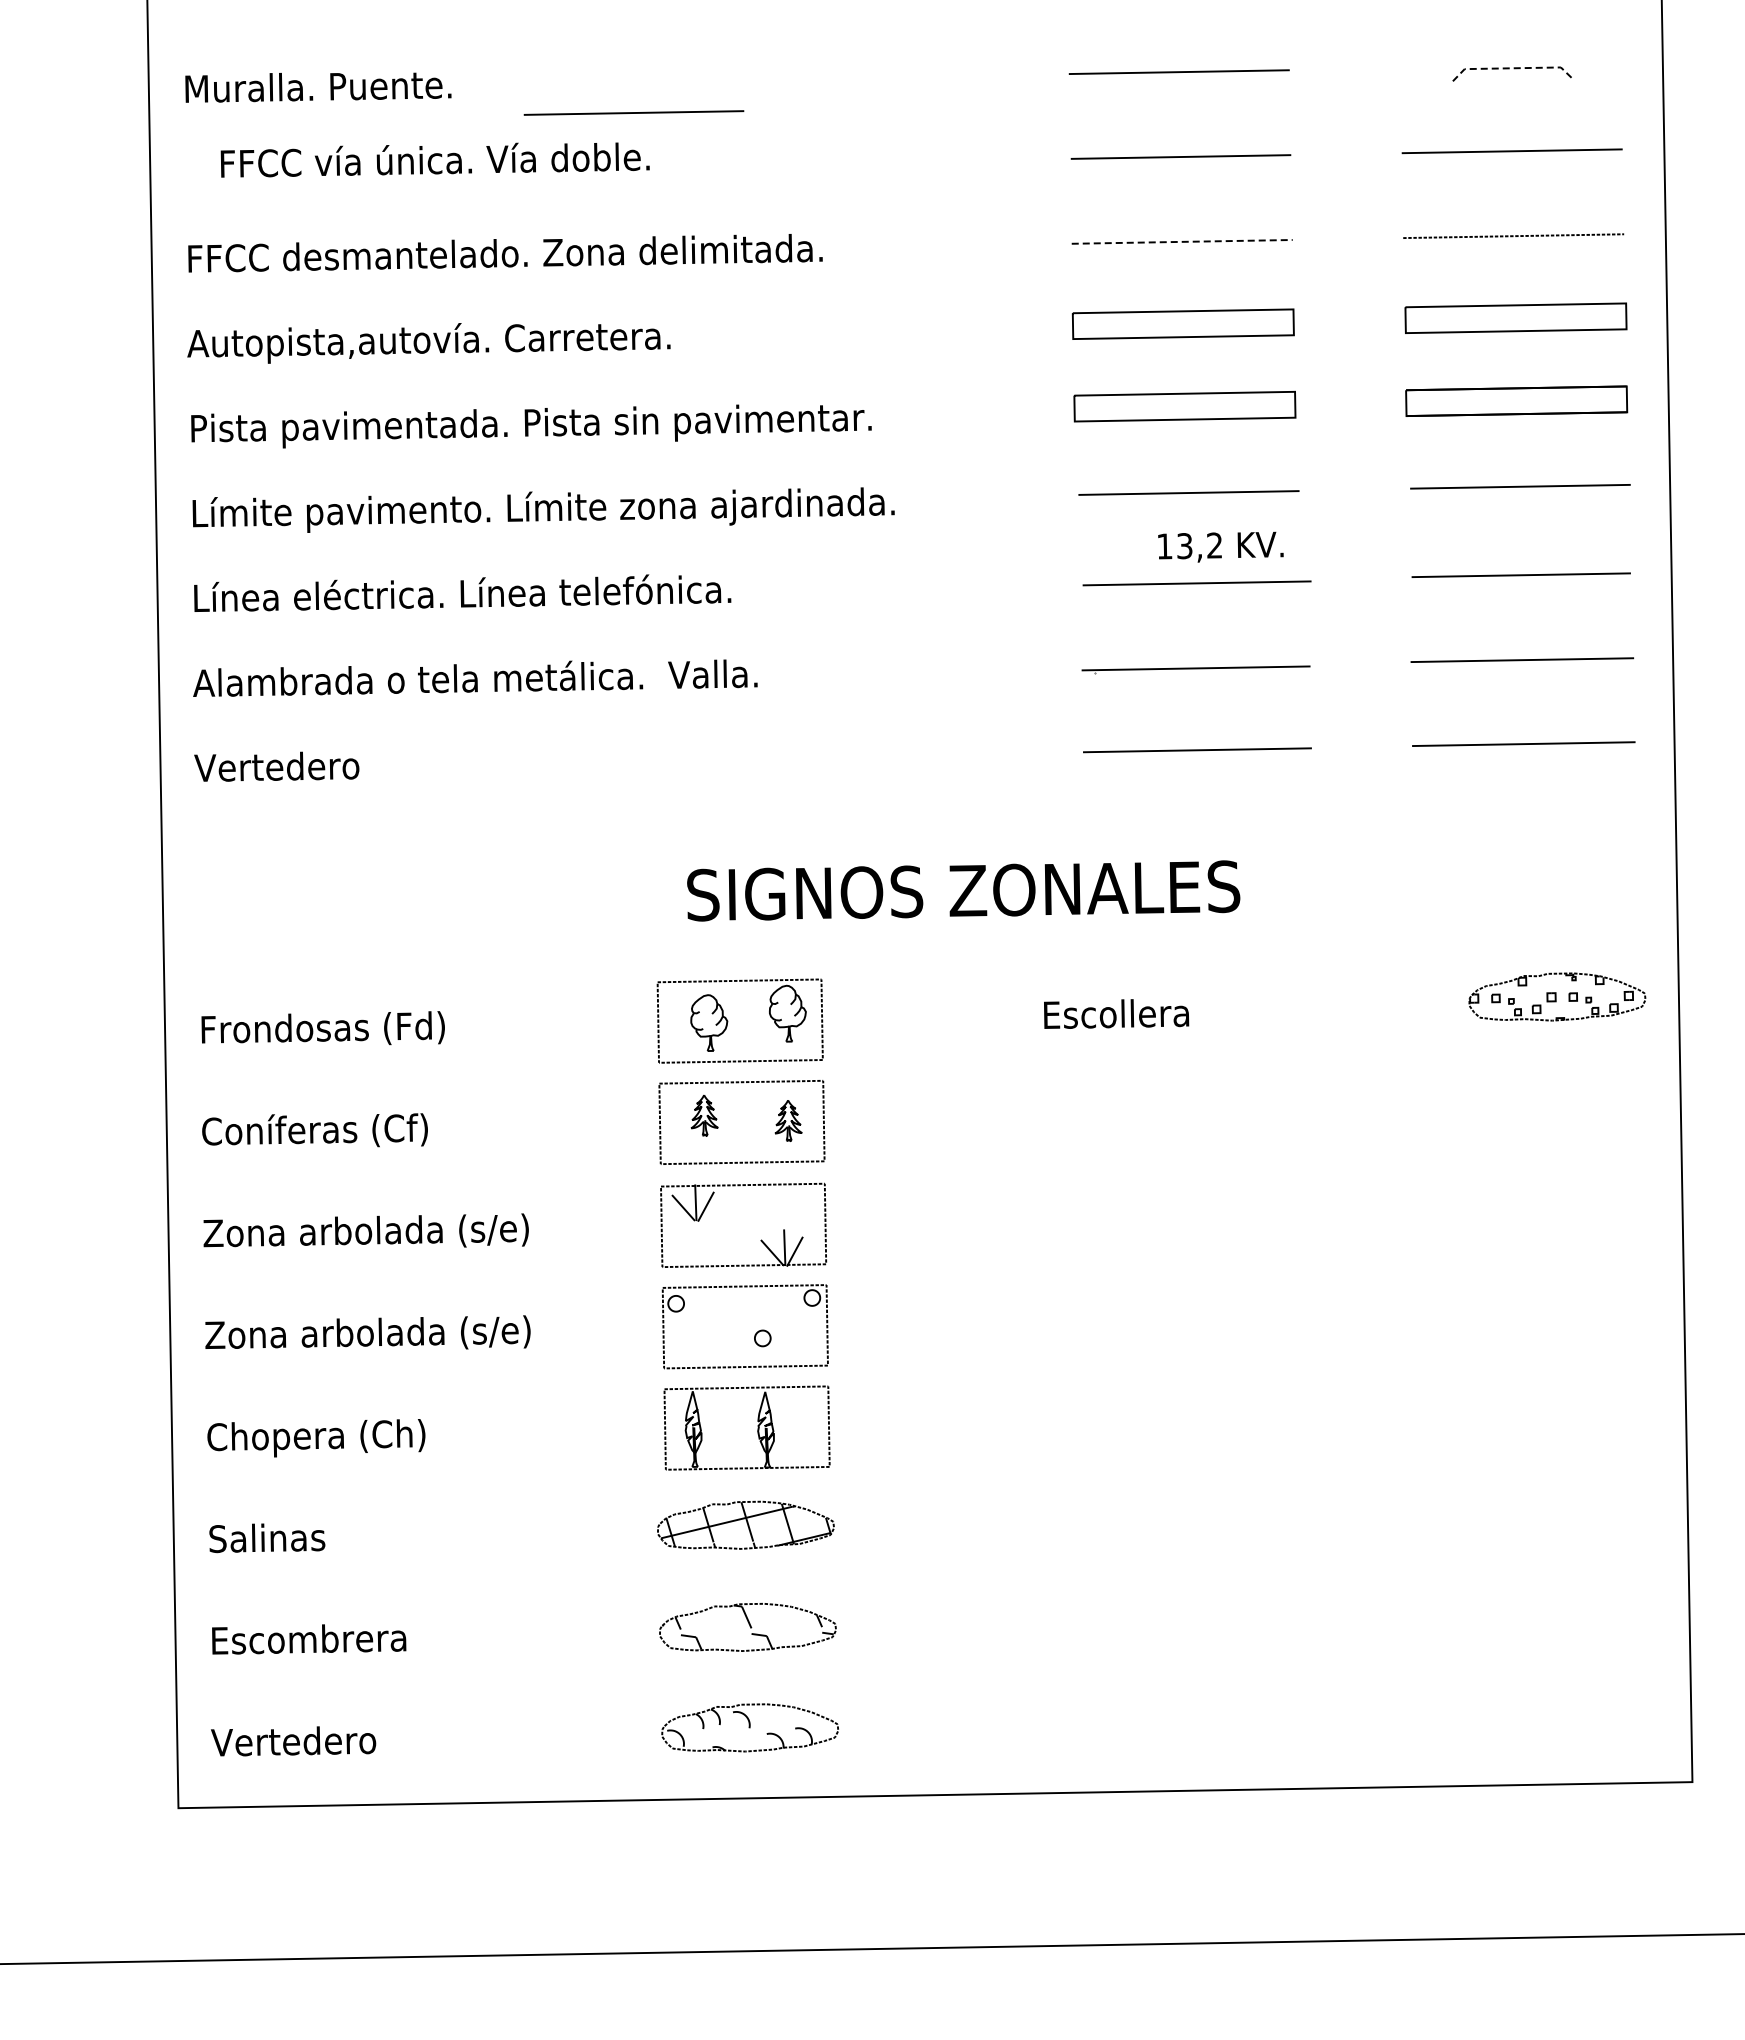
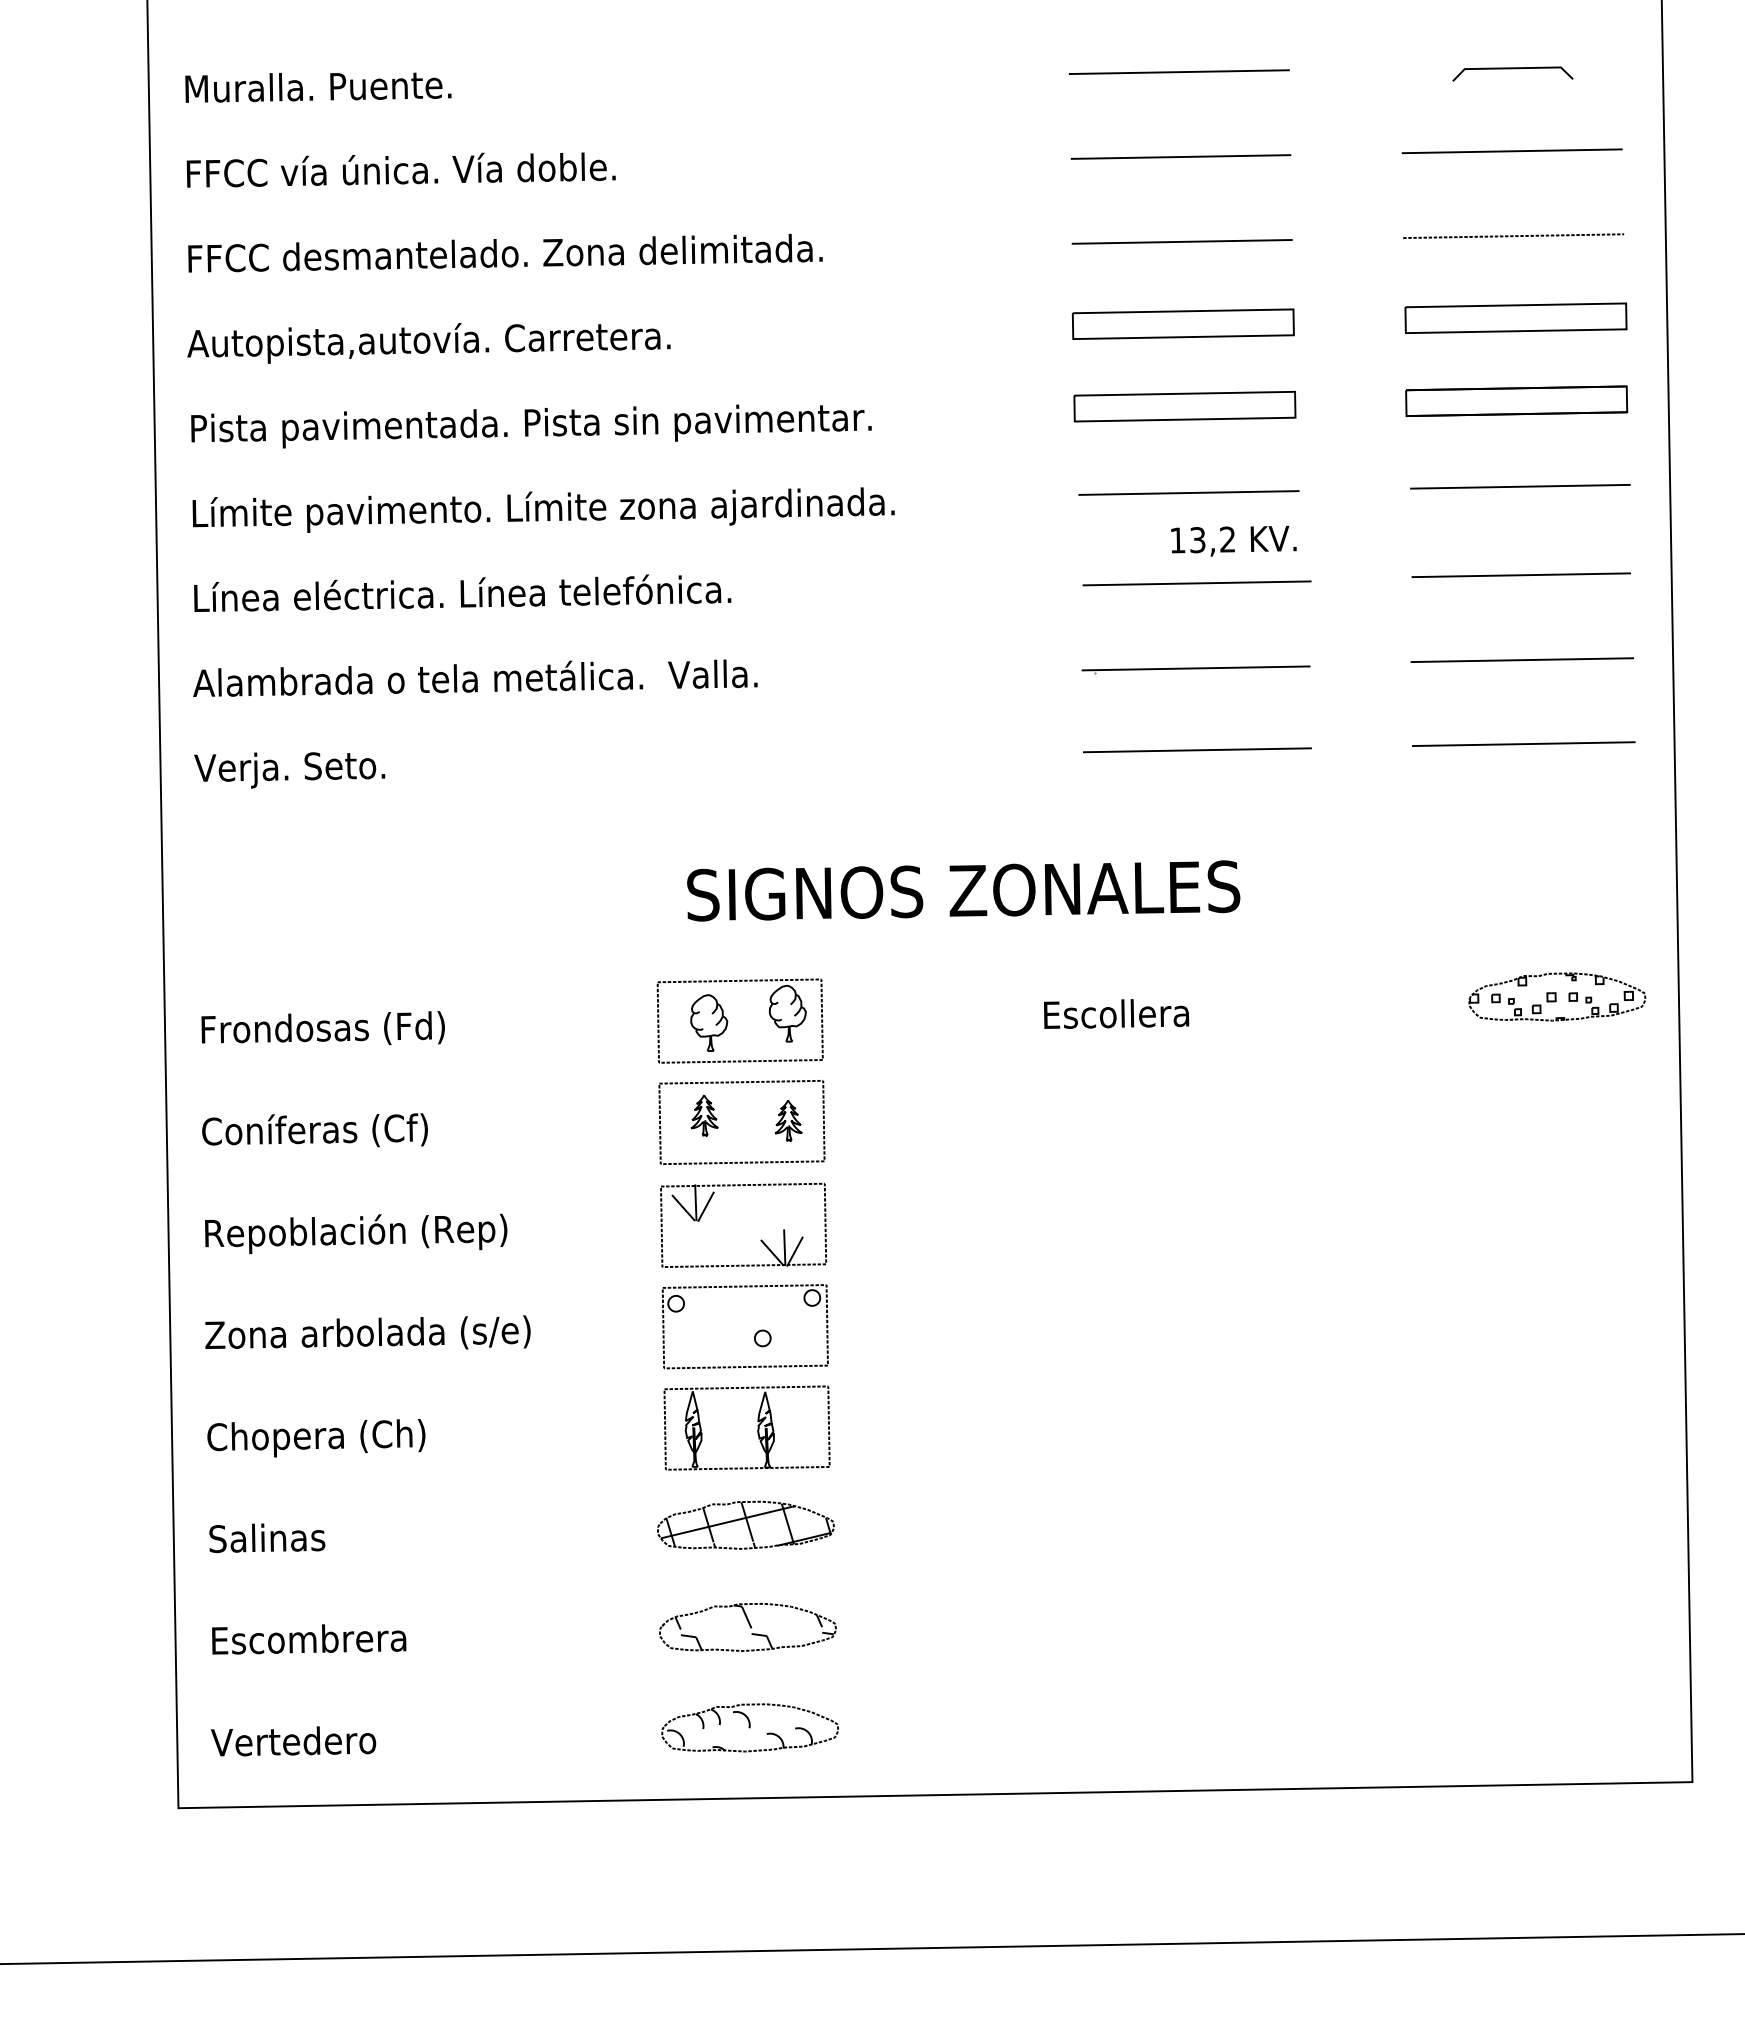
line: dashed -> solid (1513, 68)
line: present -> none (633, 112)
text position: (434, 159) -> (400, 169) (400, 169)
line: dashed -> solid (1182, 241)
text position: (1220, 546) -> (1233, 540) (1233, 540)
text: Vertedero -> Verja. Seto. (318, 769)
text: Zona arbolada (s/e) -> Repoblación (Rep) (365, 1233)
